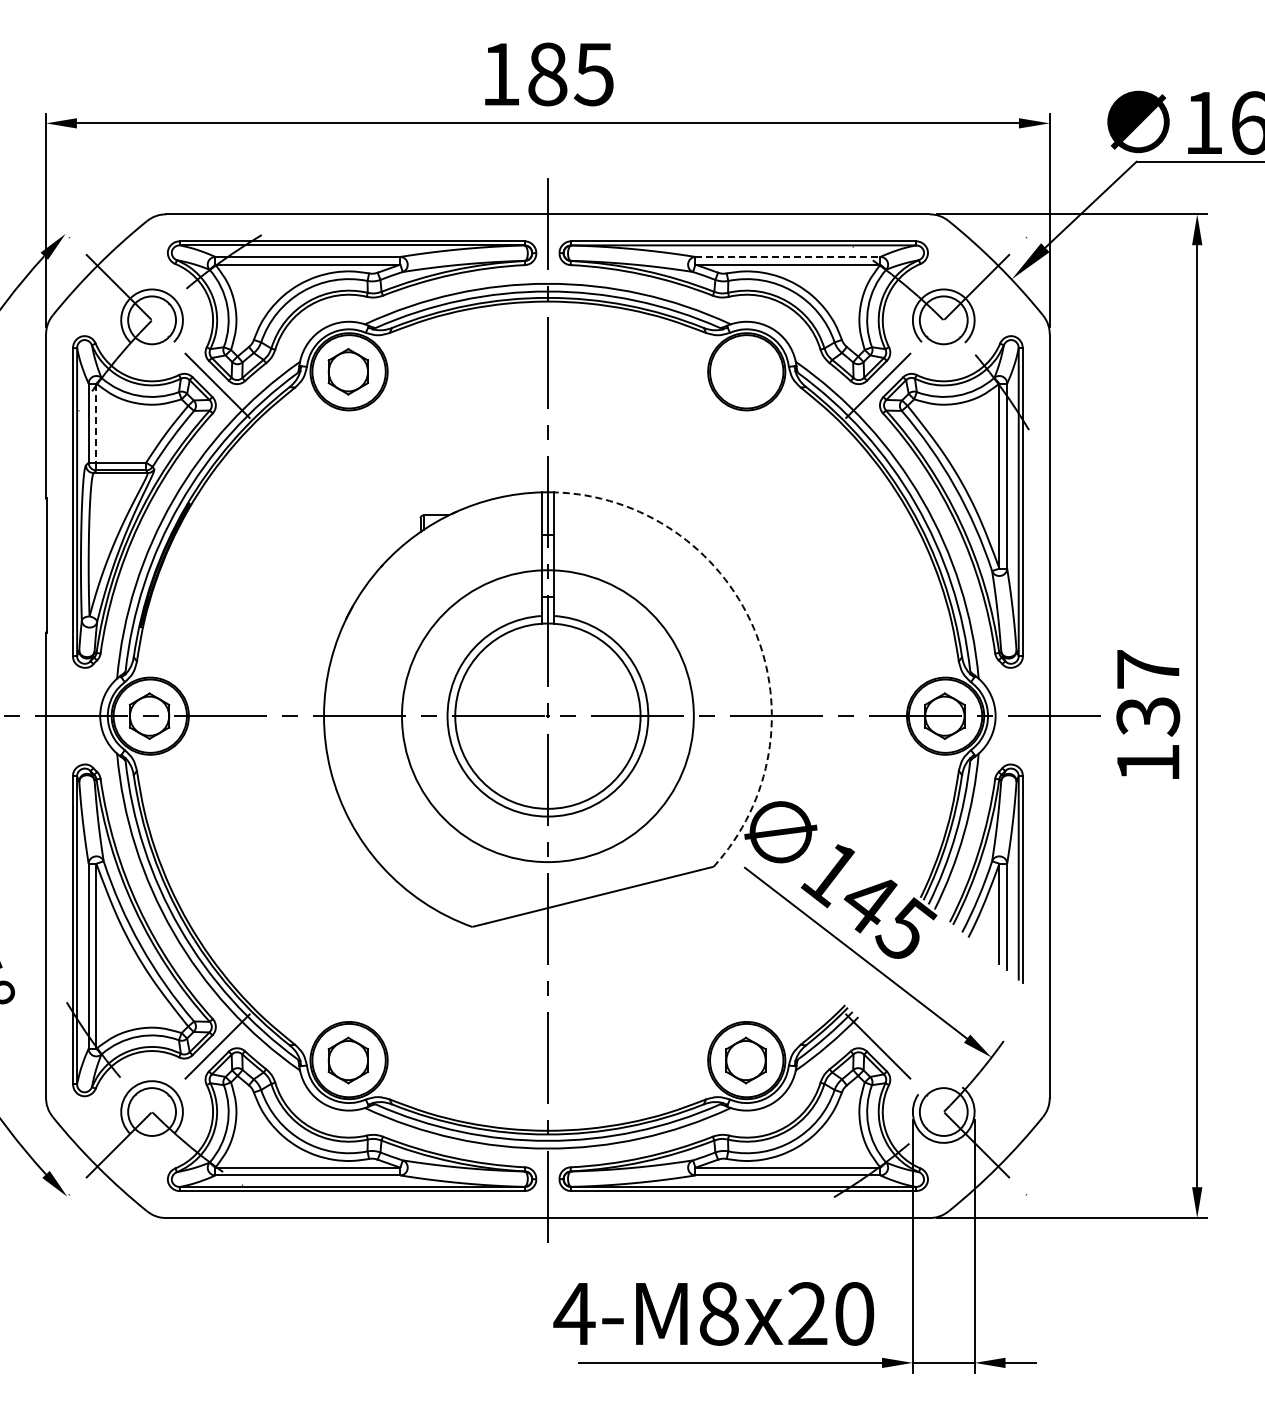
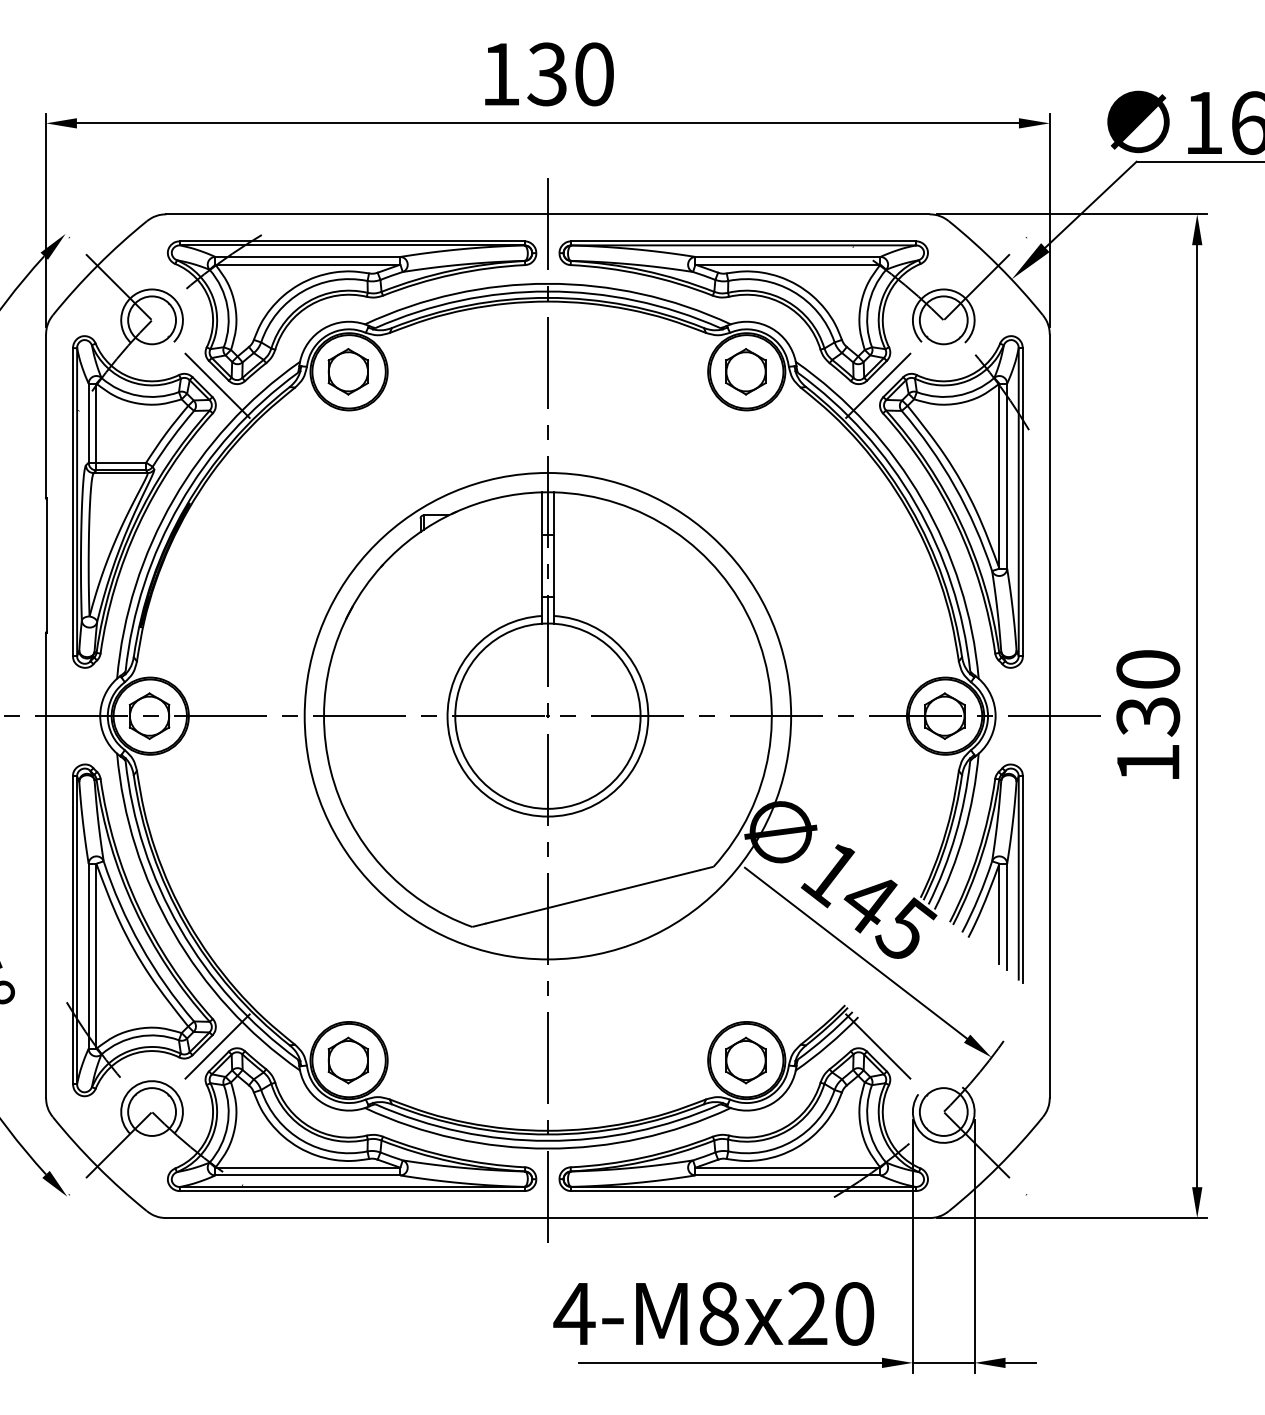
text: 185 -> 130 (570, 74)
line: dashed -> solid (788, 256)
part: none -> present (745, 371)
line: dashed -> solid (96, 423)
arc: dashed -> solid (753, 628)
text: 137 -> 130 (1148, 669)
circle diameter: 292 px -> 486 px (547, 715)
